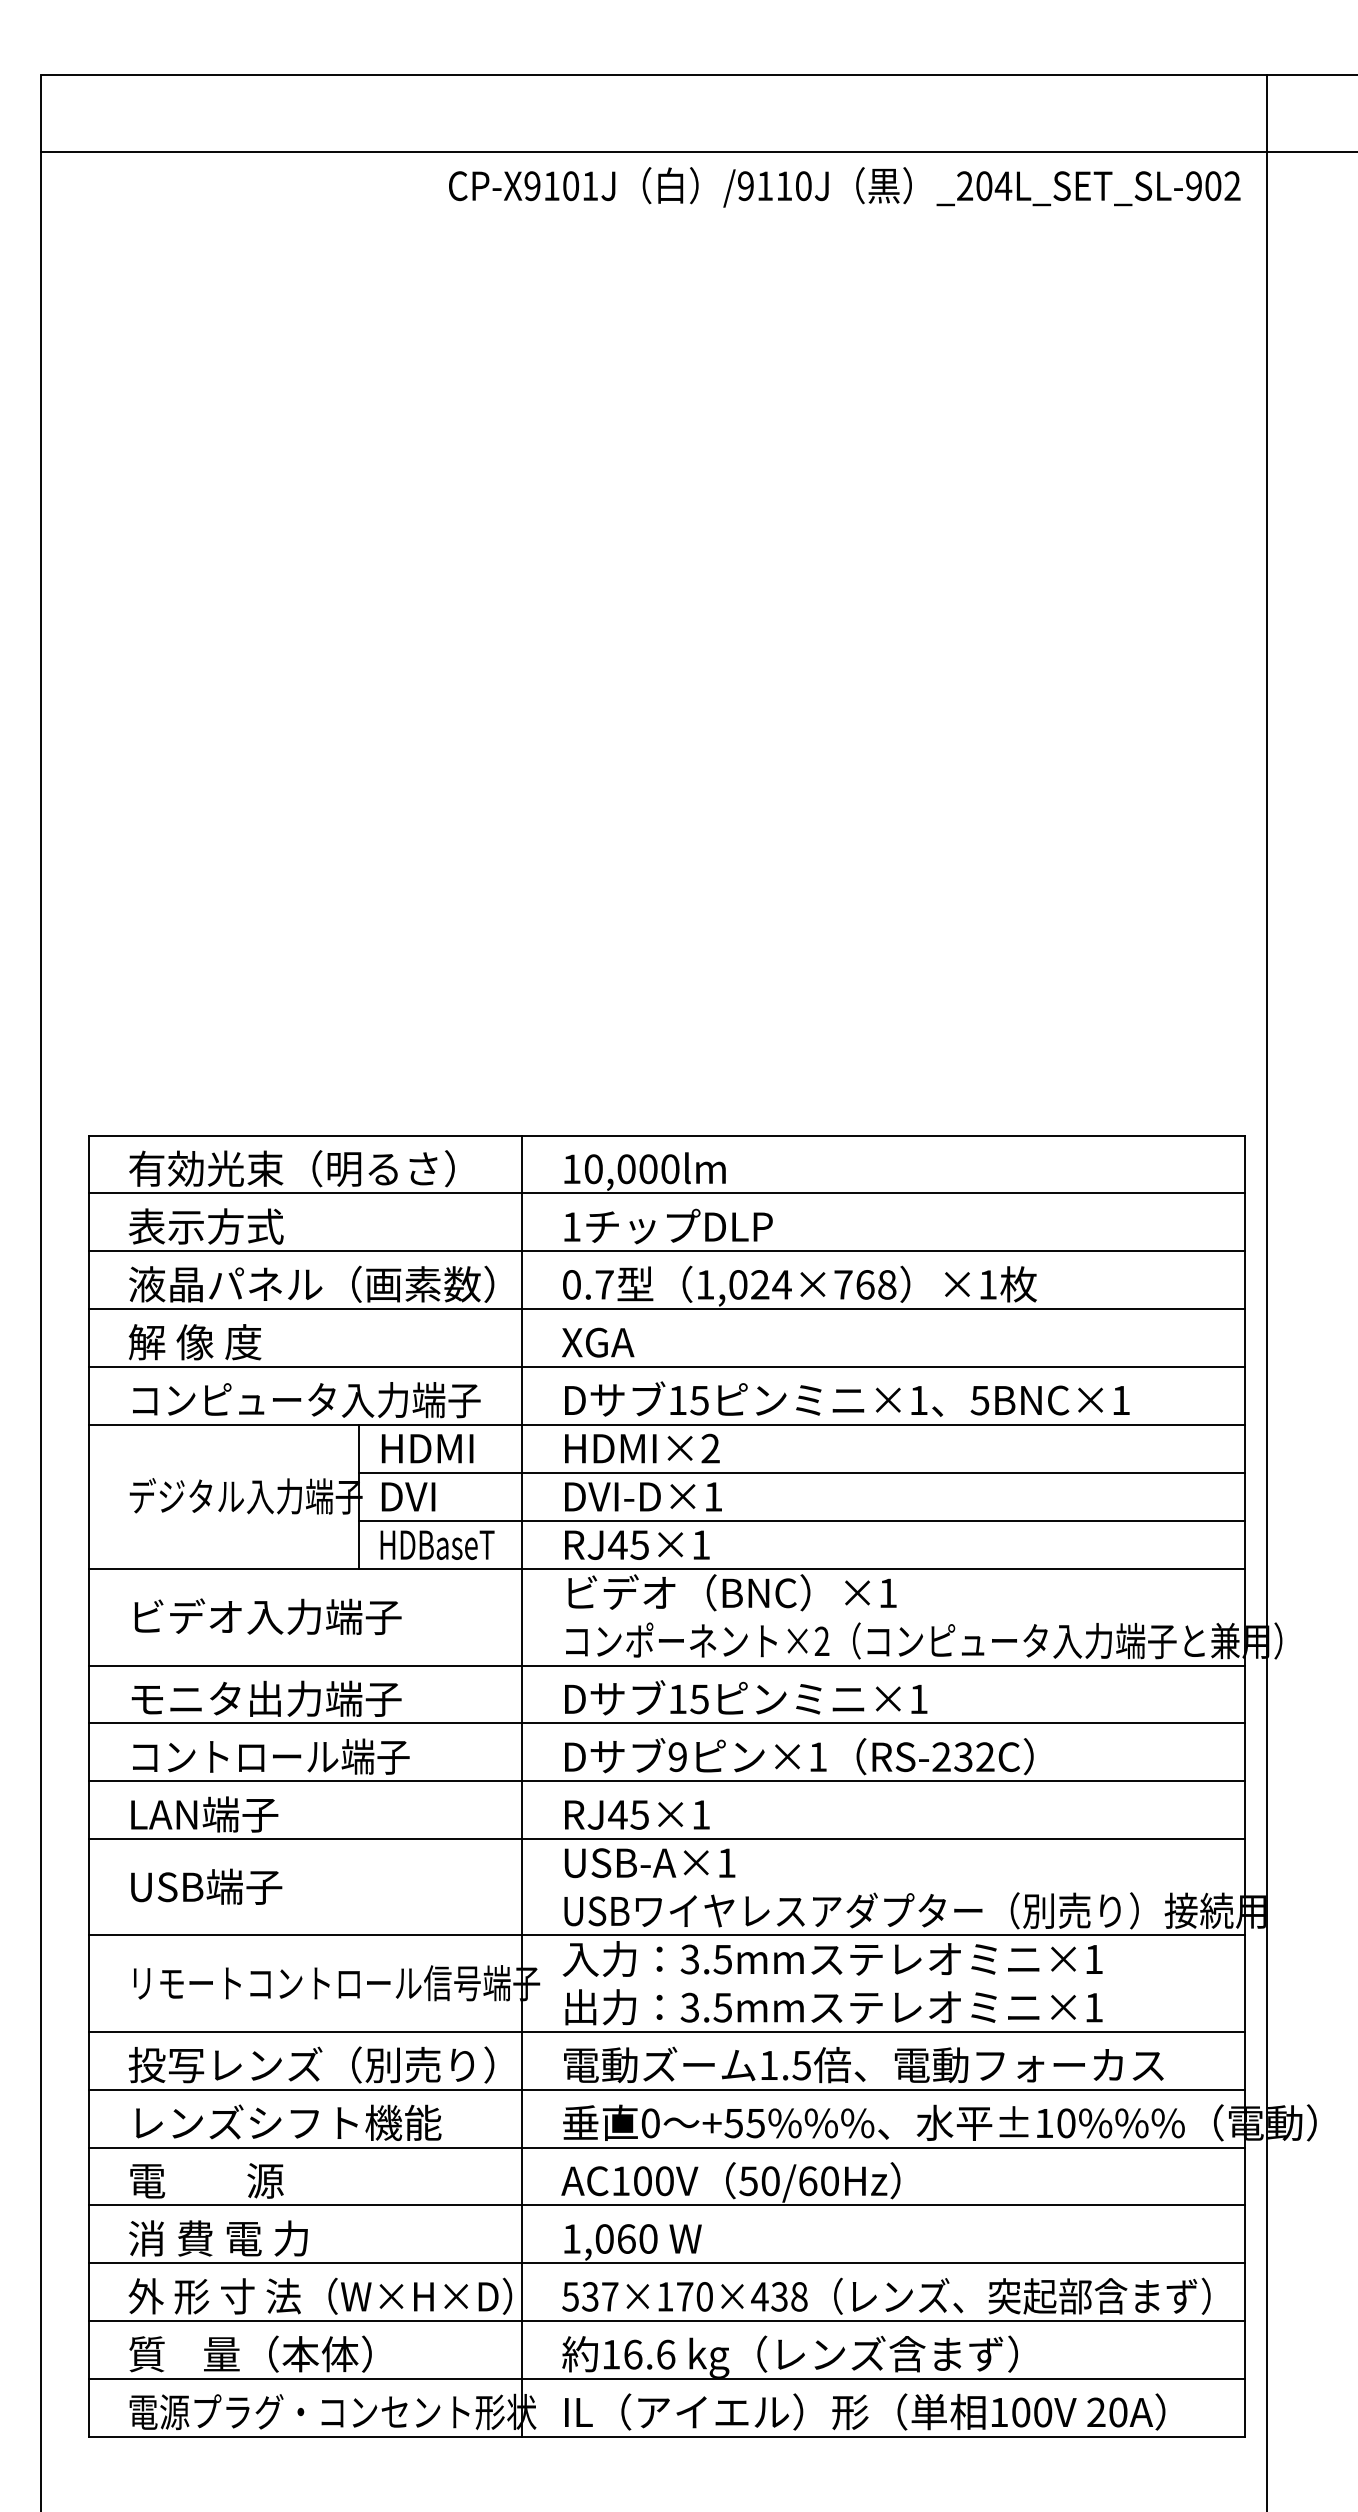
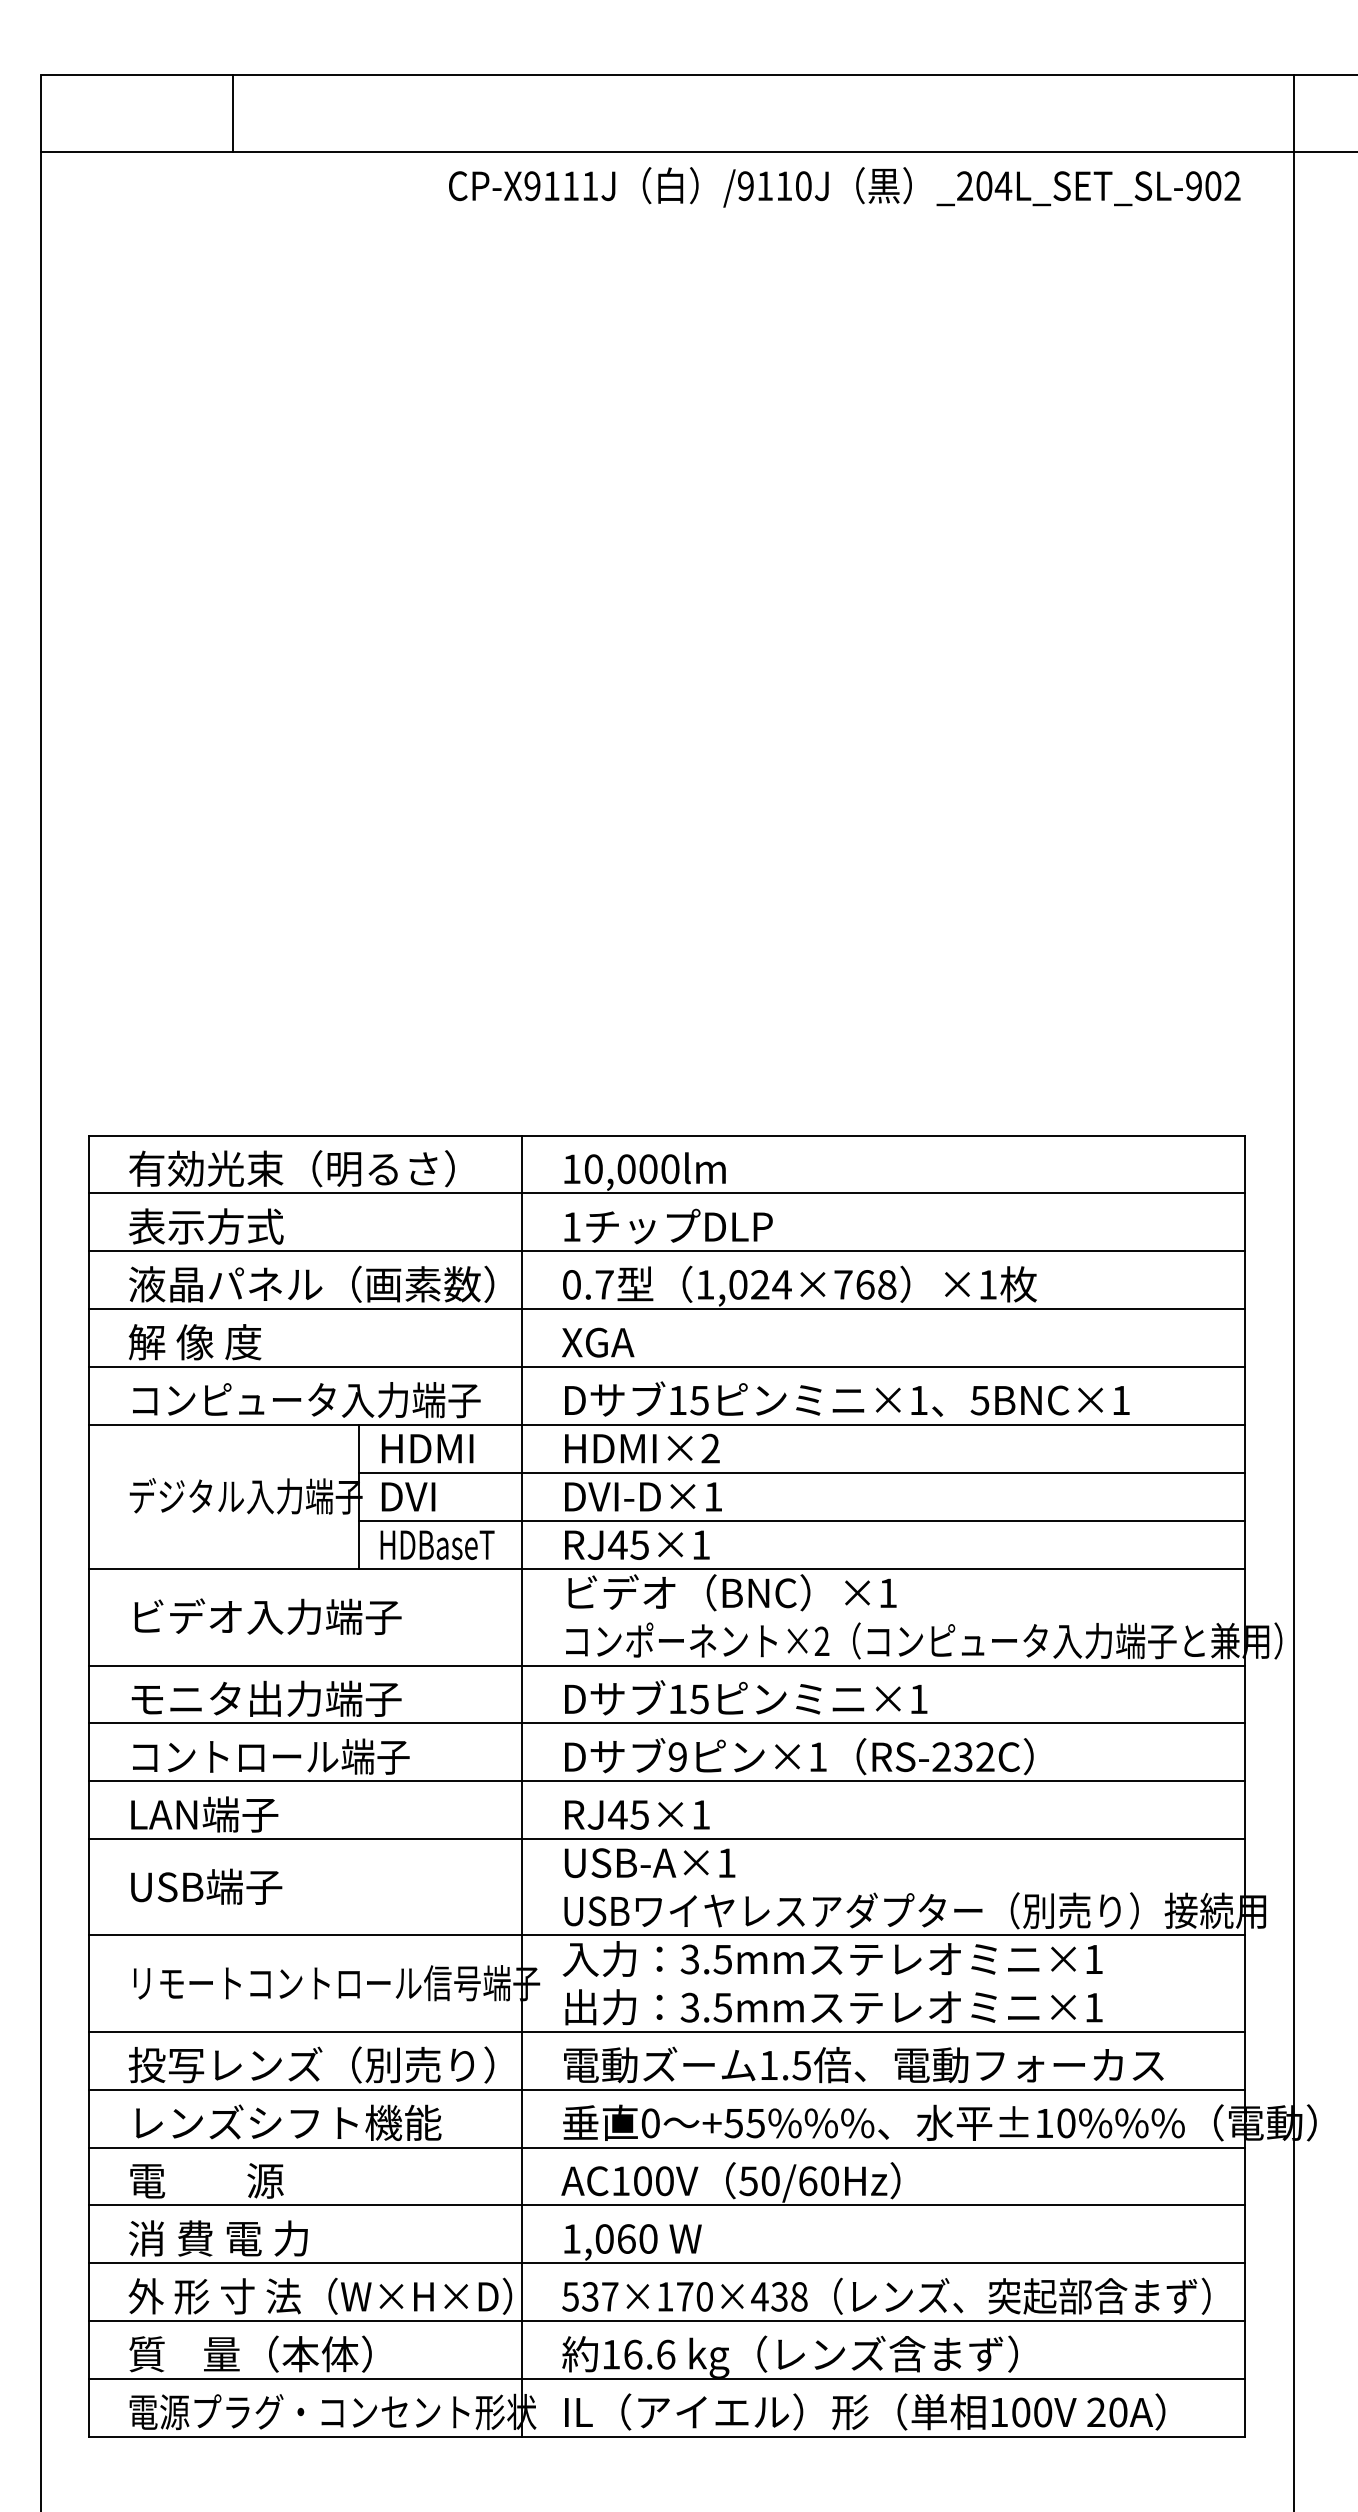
line: none -> present (233, 113)
text: CP-X9101J -> CP-X9111J (570, 186)
line position: (1266, 1291) -> (1293, 1291) (1293, 1291)
